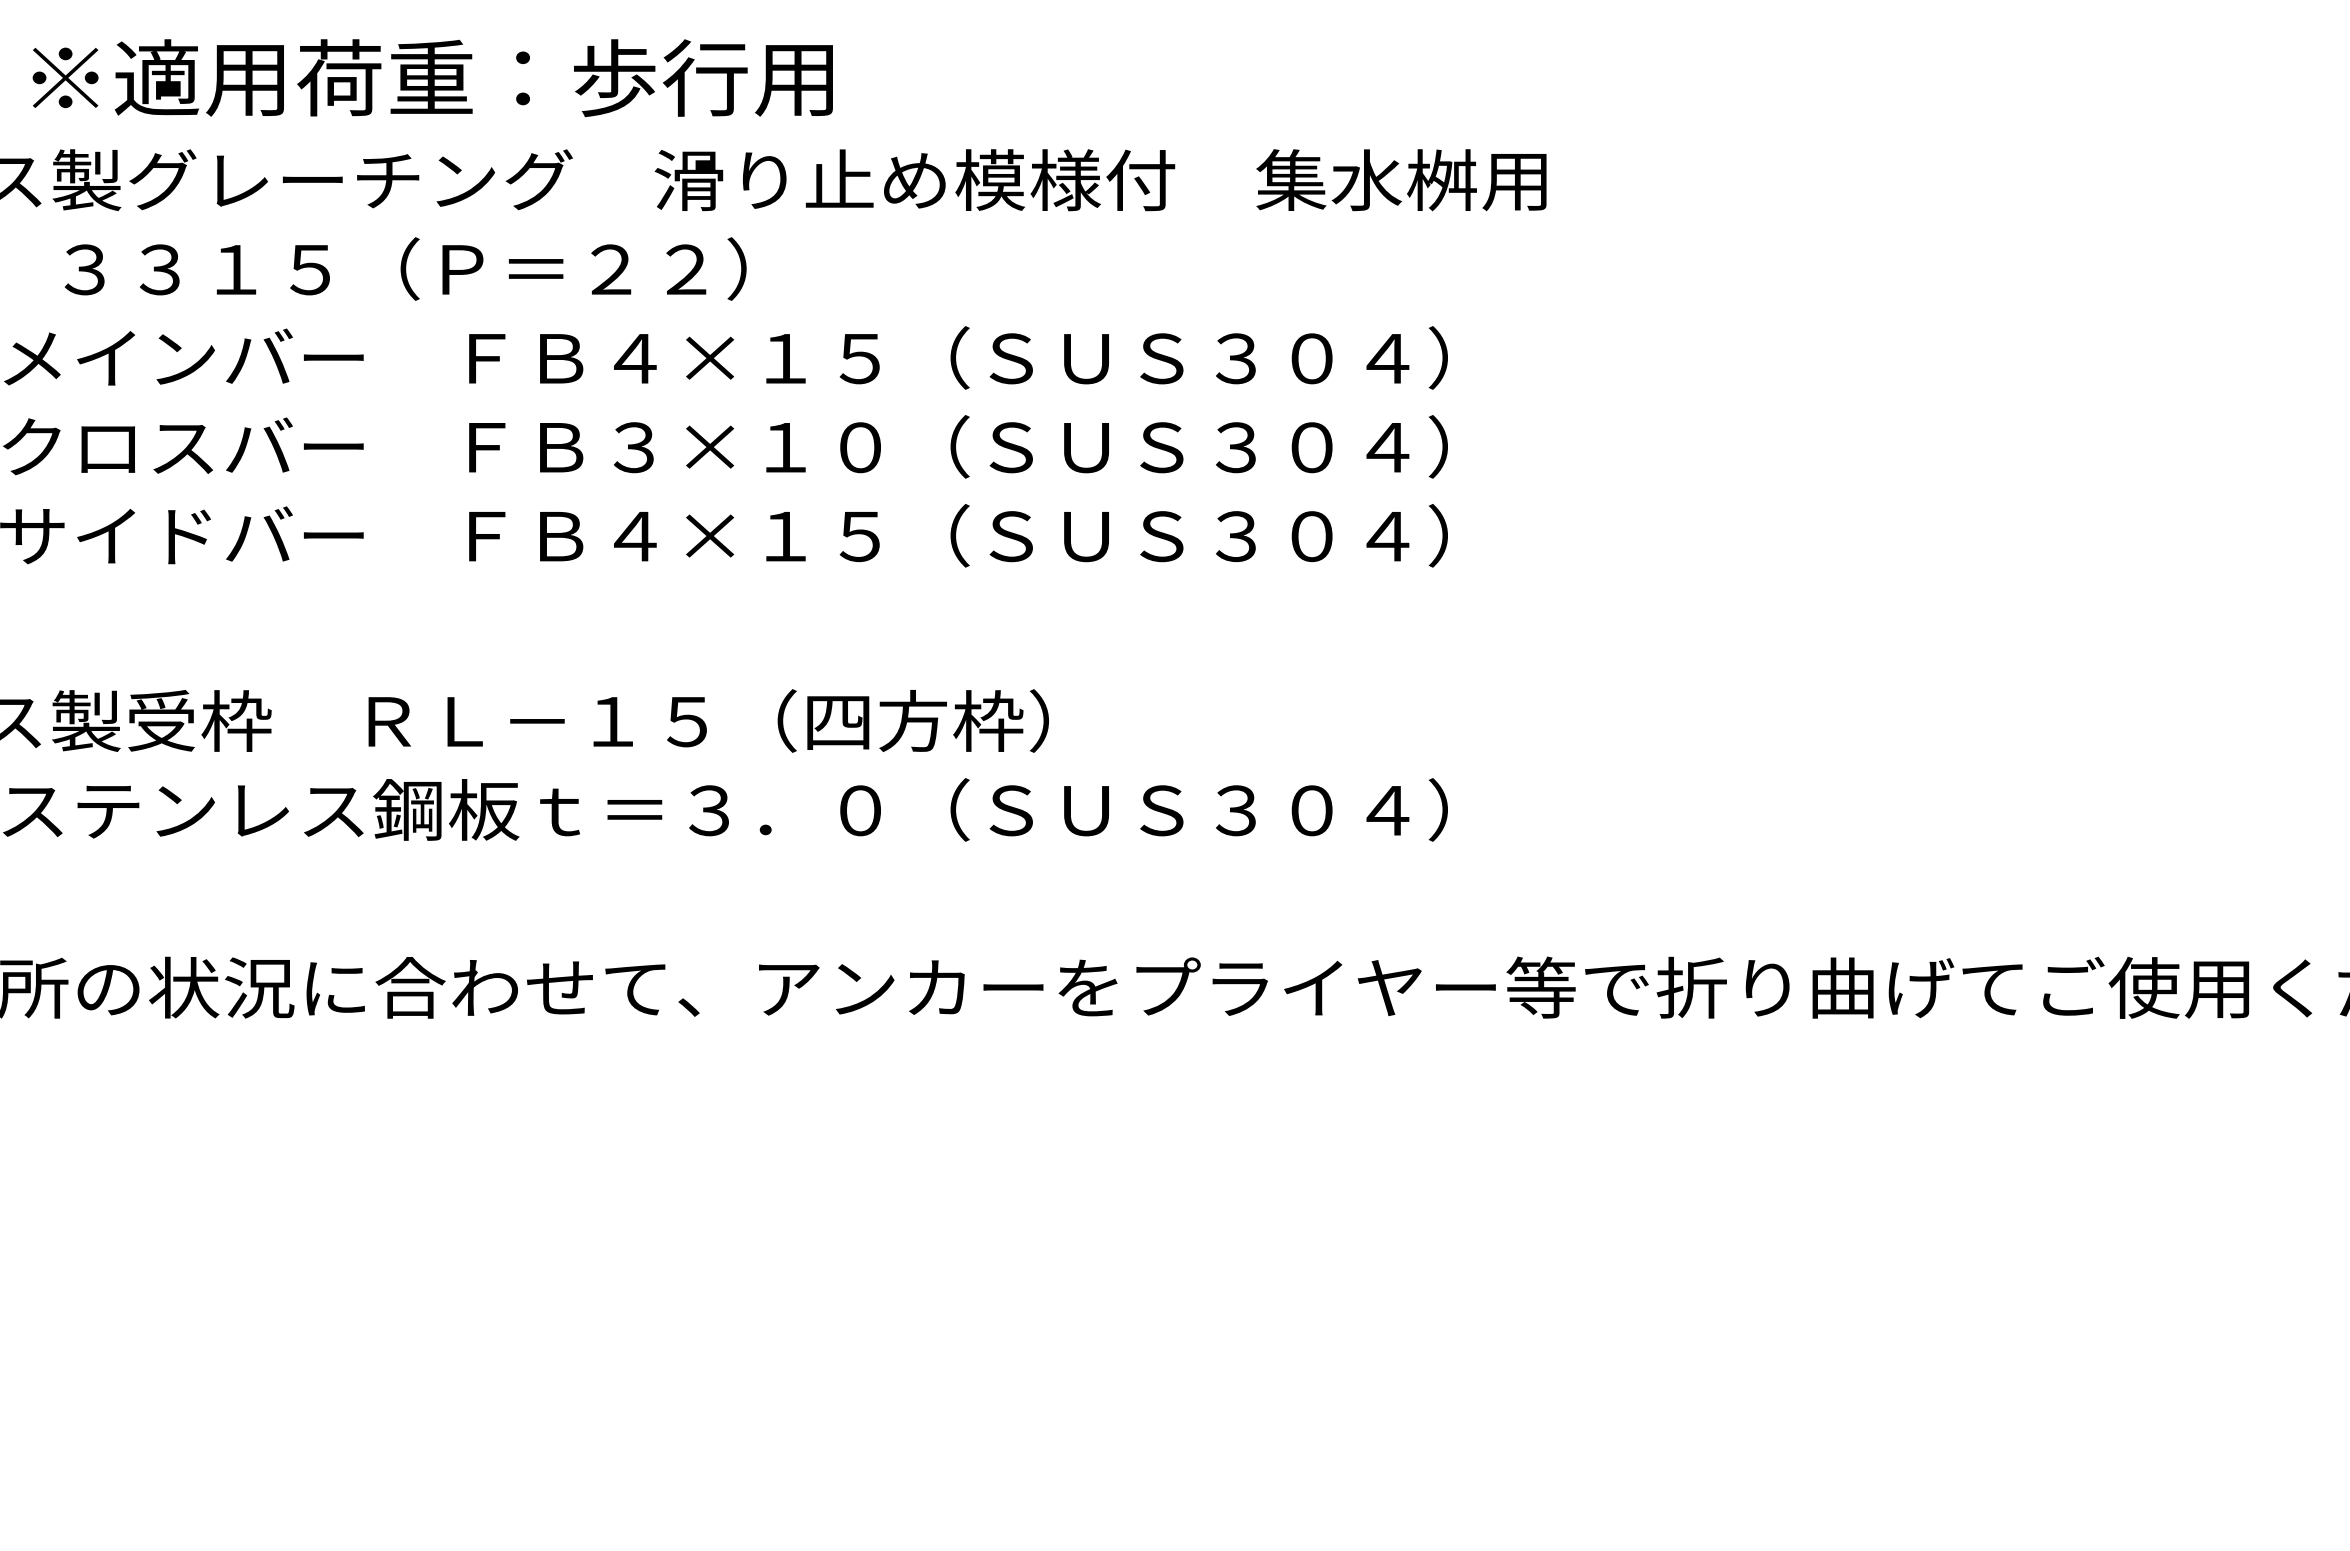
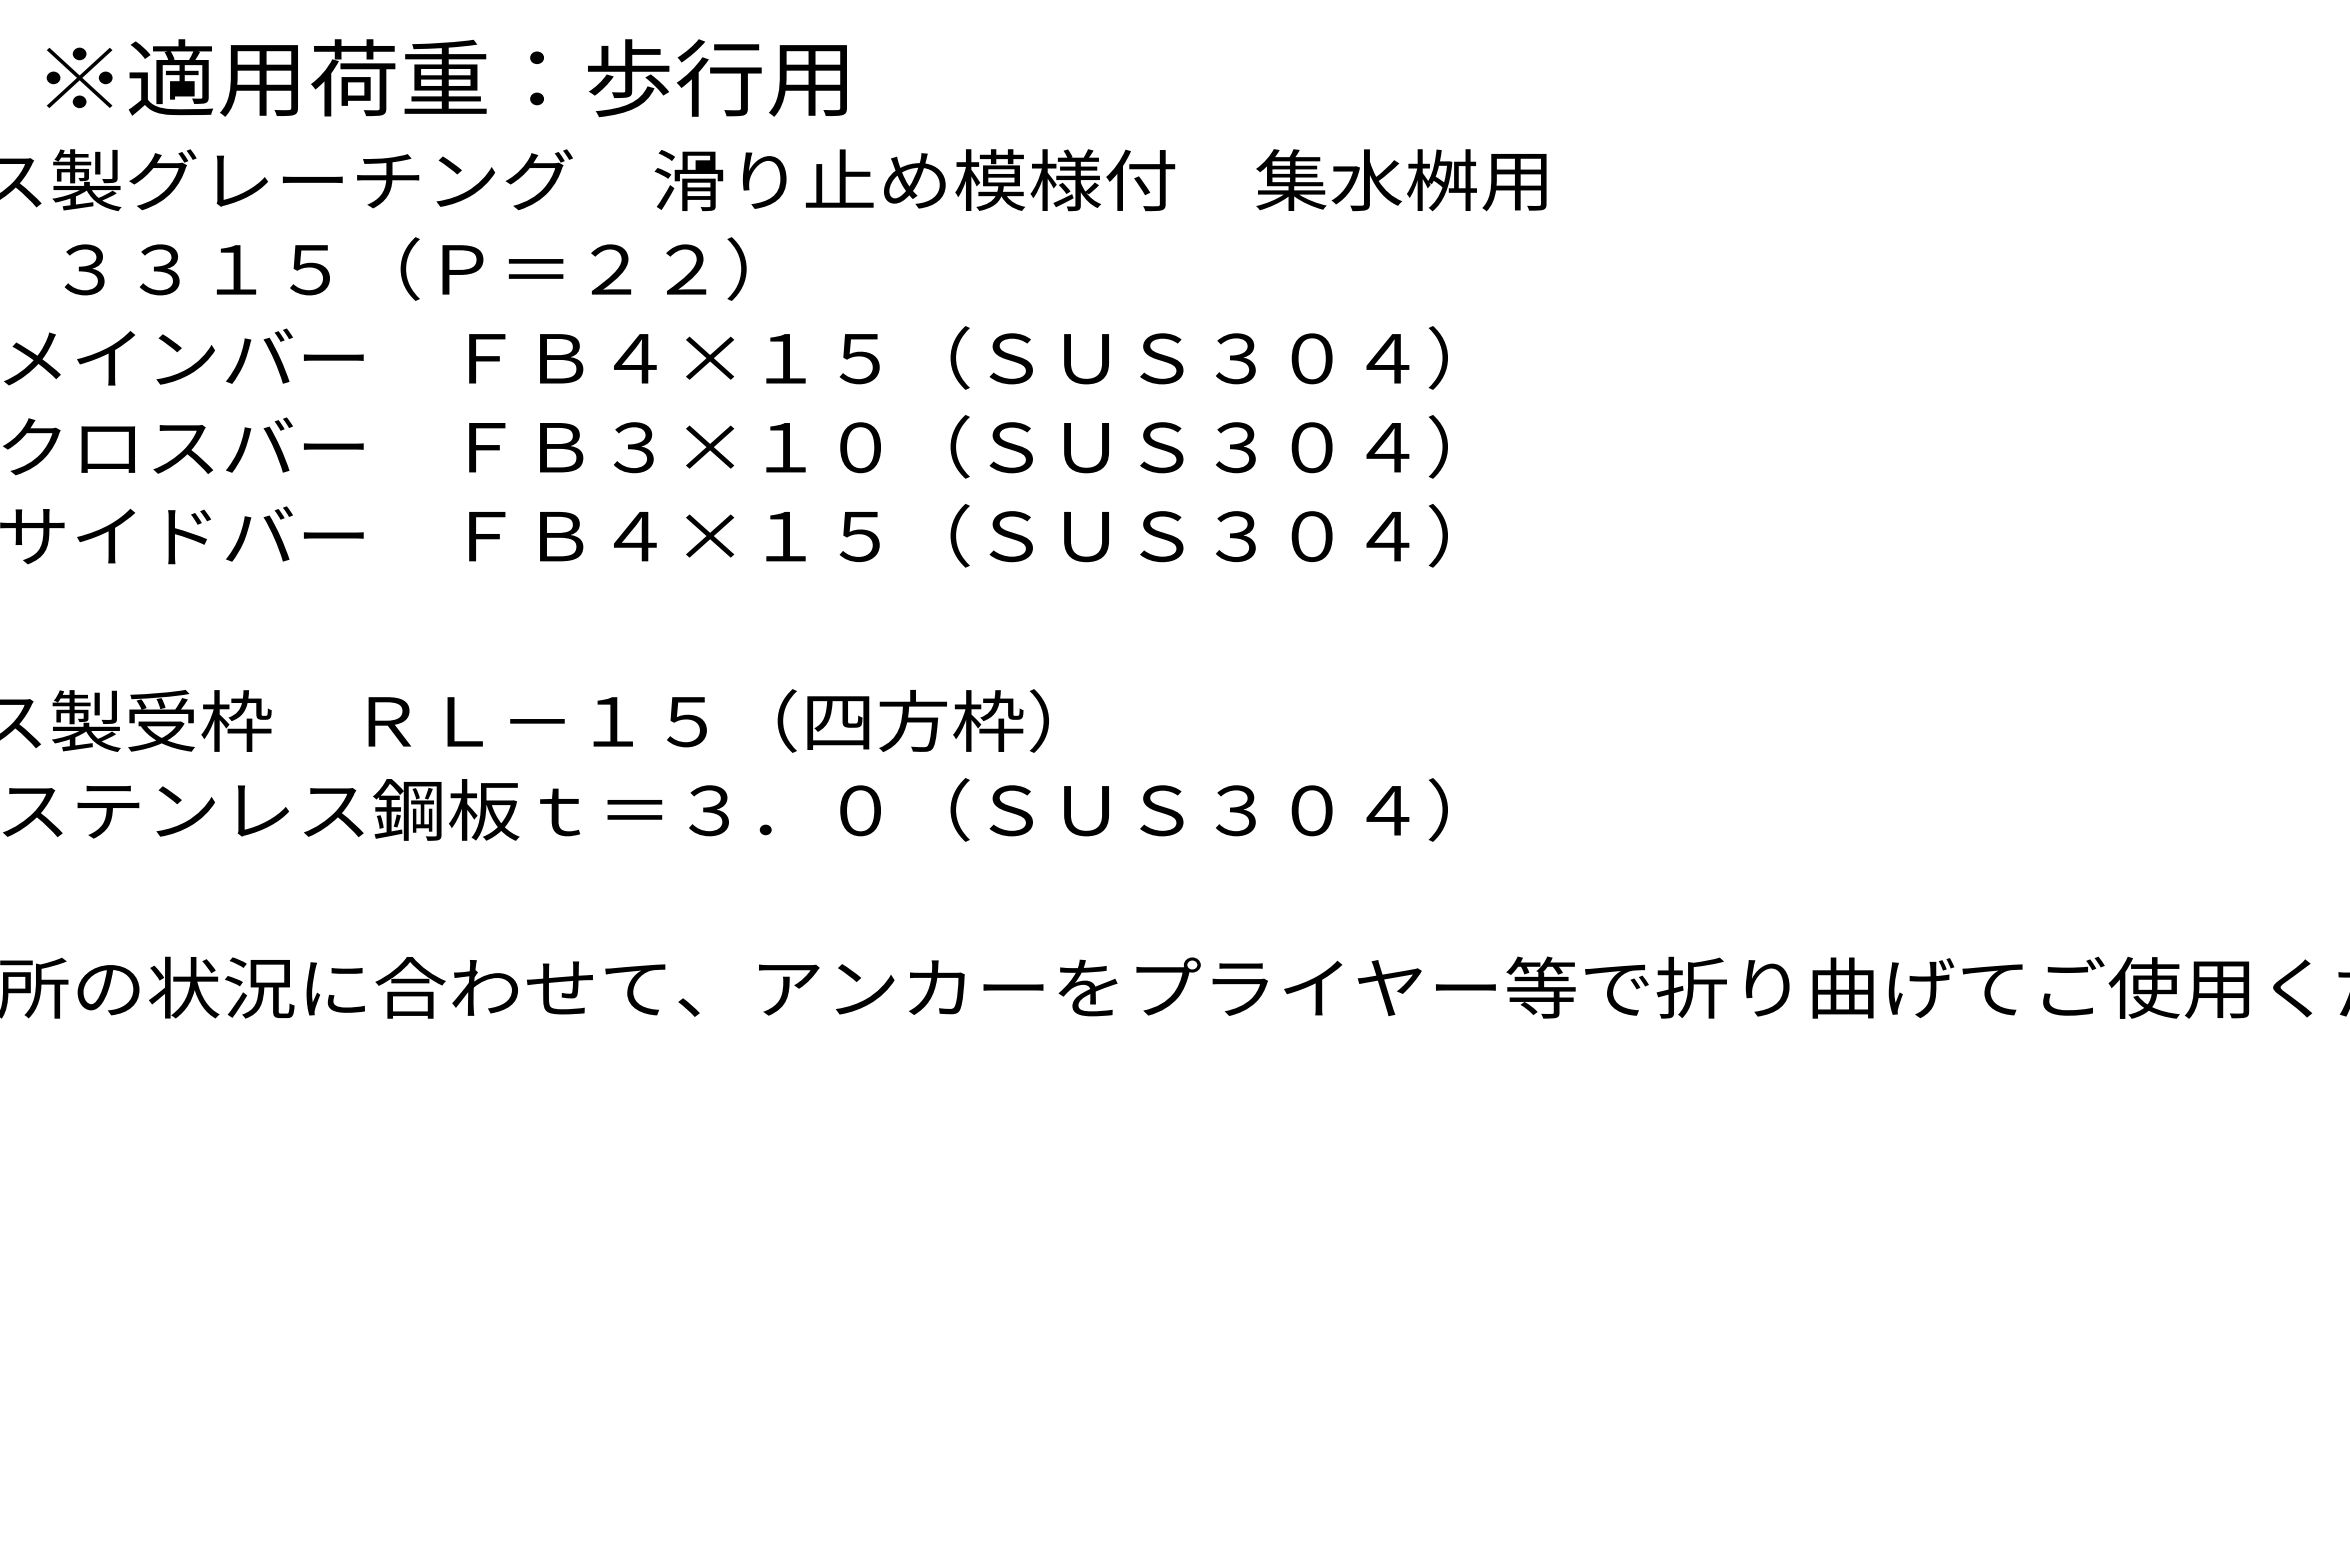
text position: (432, 78) -> (446, 78) (446, 78)
